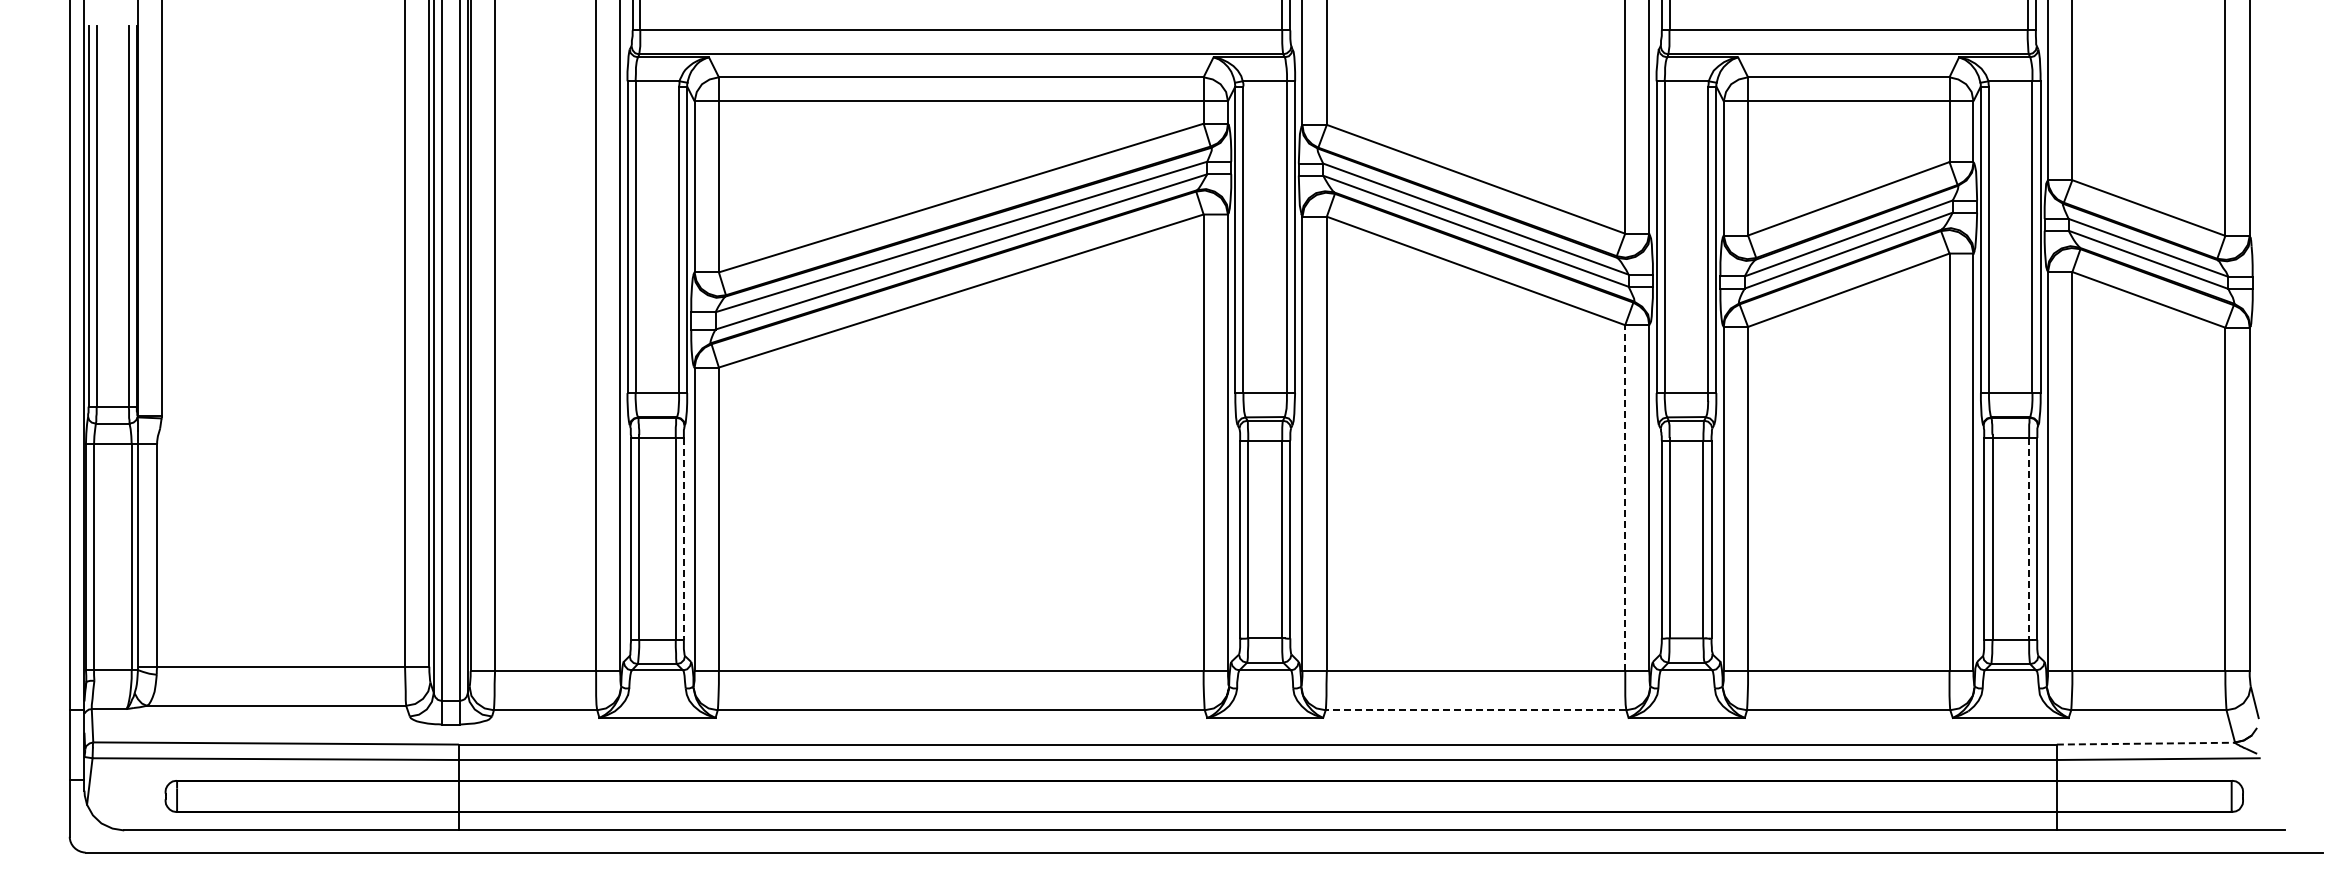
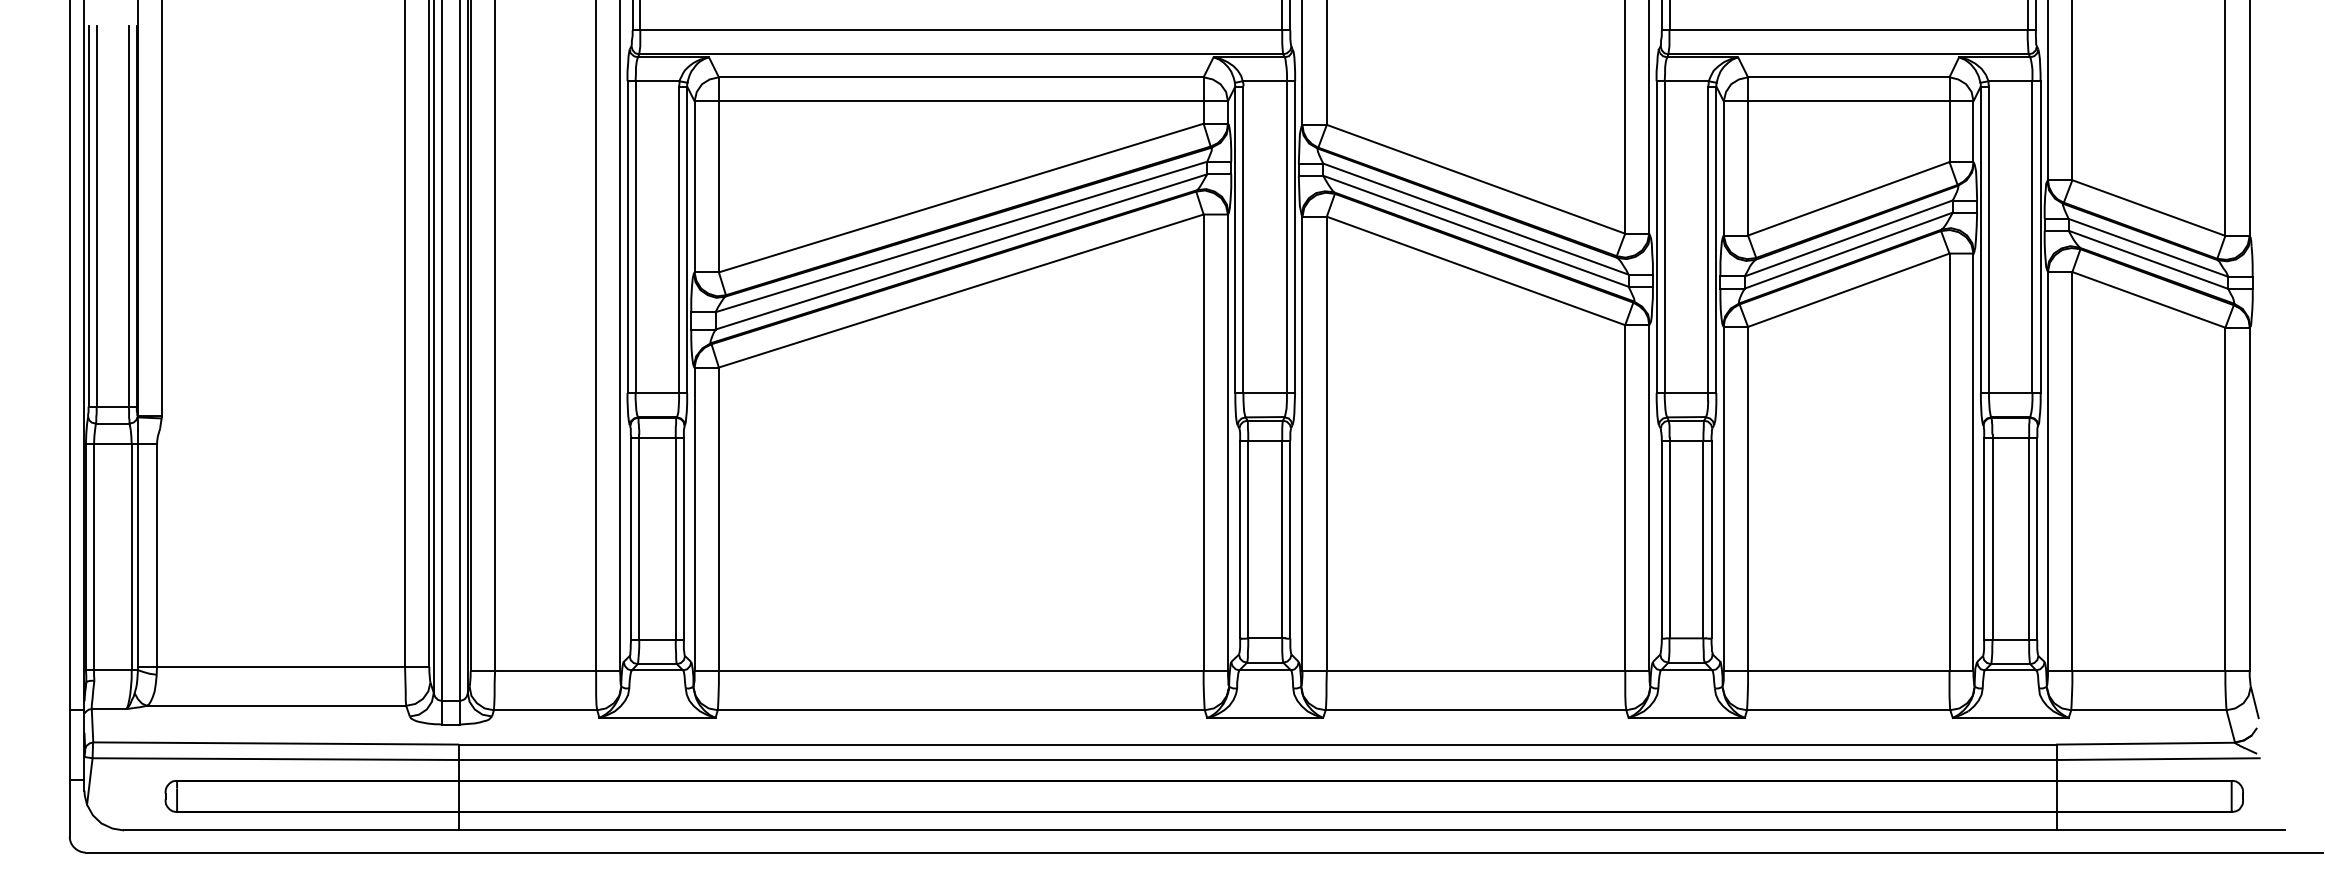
line: dashed -> solid (1625, 497)
line: dashed -> solid (683, 538)
line: dashed -> solid (2029, 538)
line: dashed -> solid (1475, 710)
line: dashed -> solid (2146, 743)
